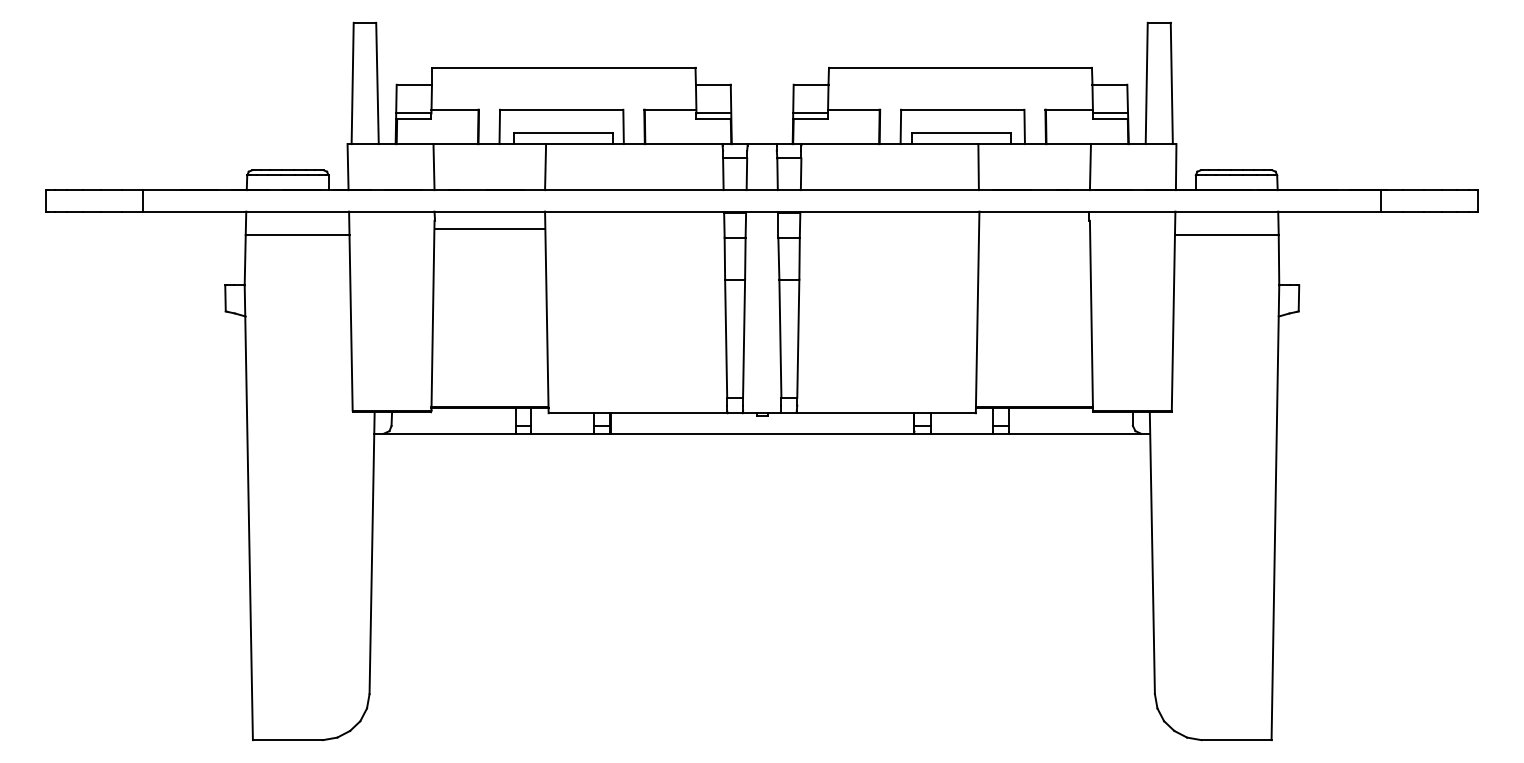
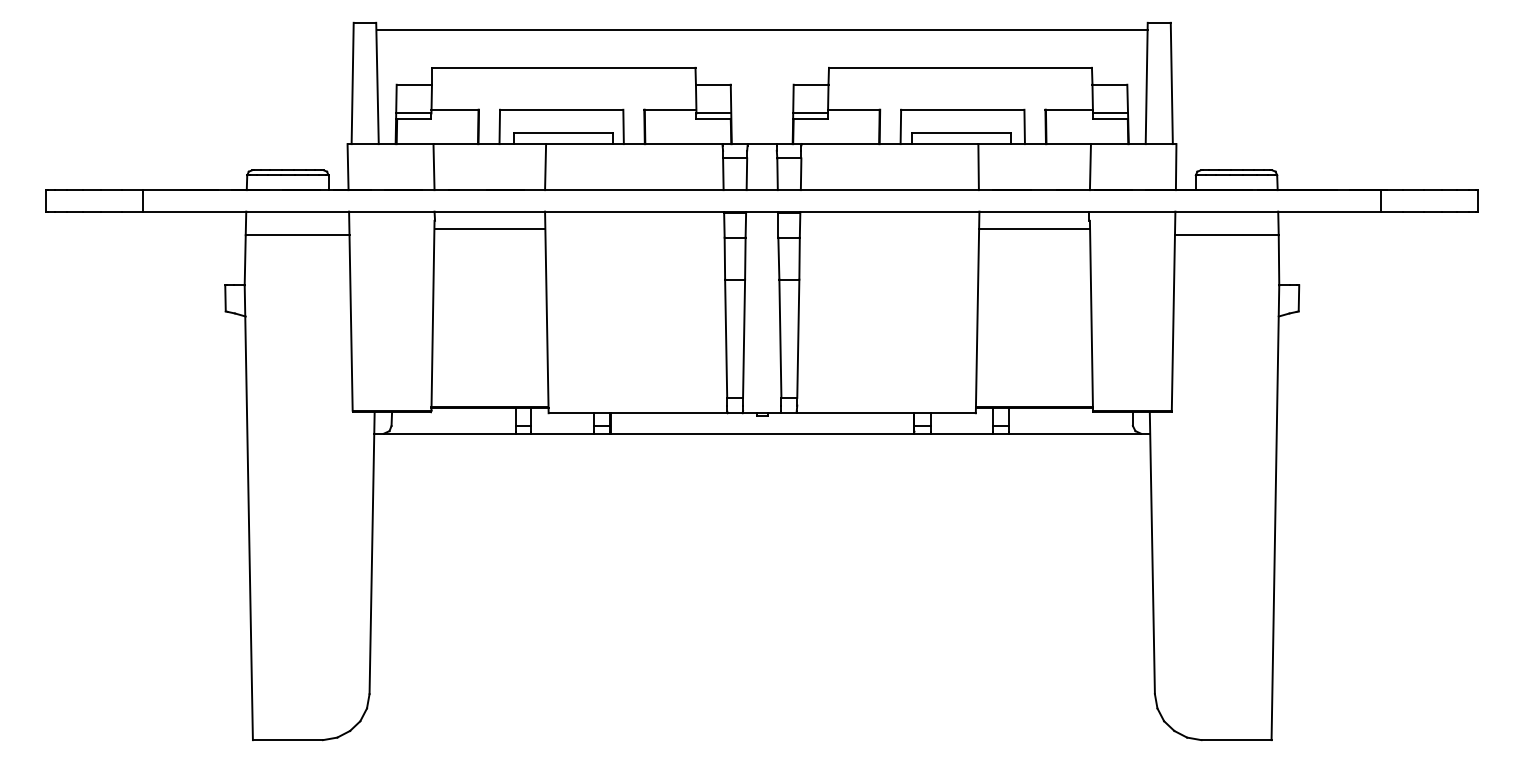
line: none -> present (761, 30)
line: none -> present (1033, 228)
